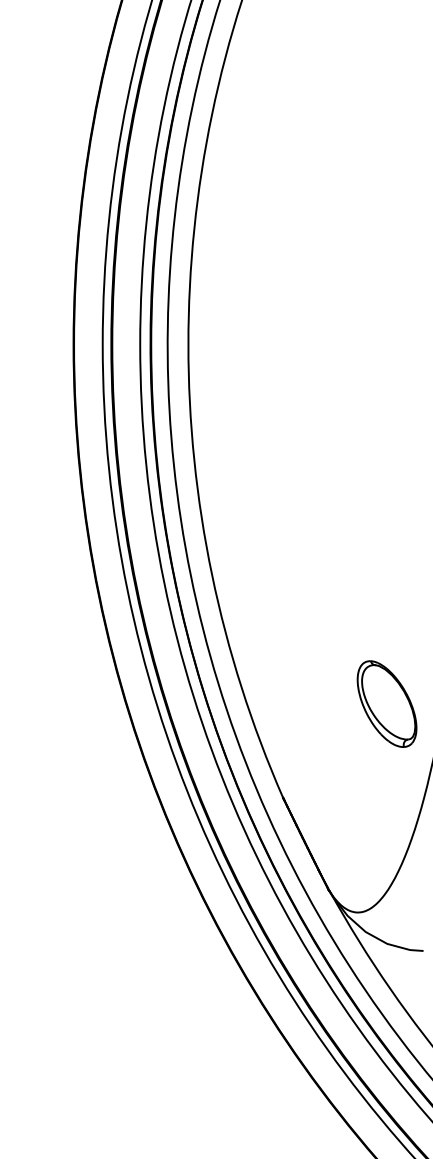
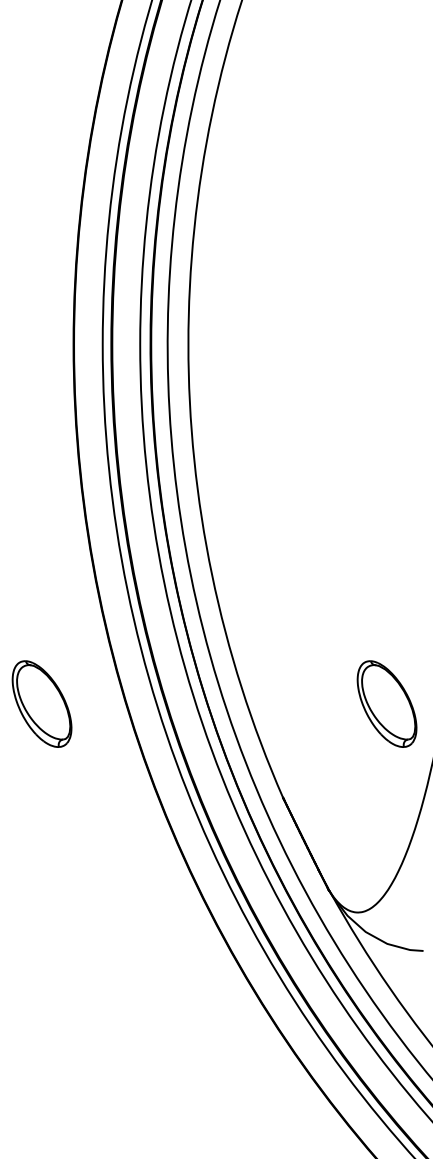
part: none -> present (41, 703)
